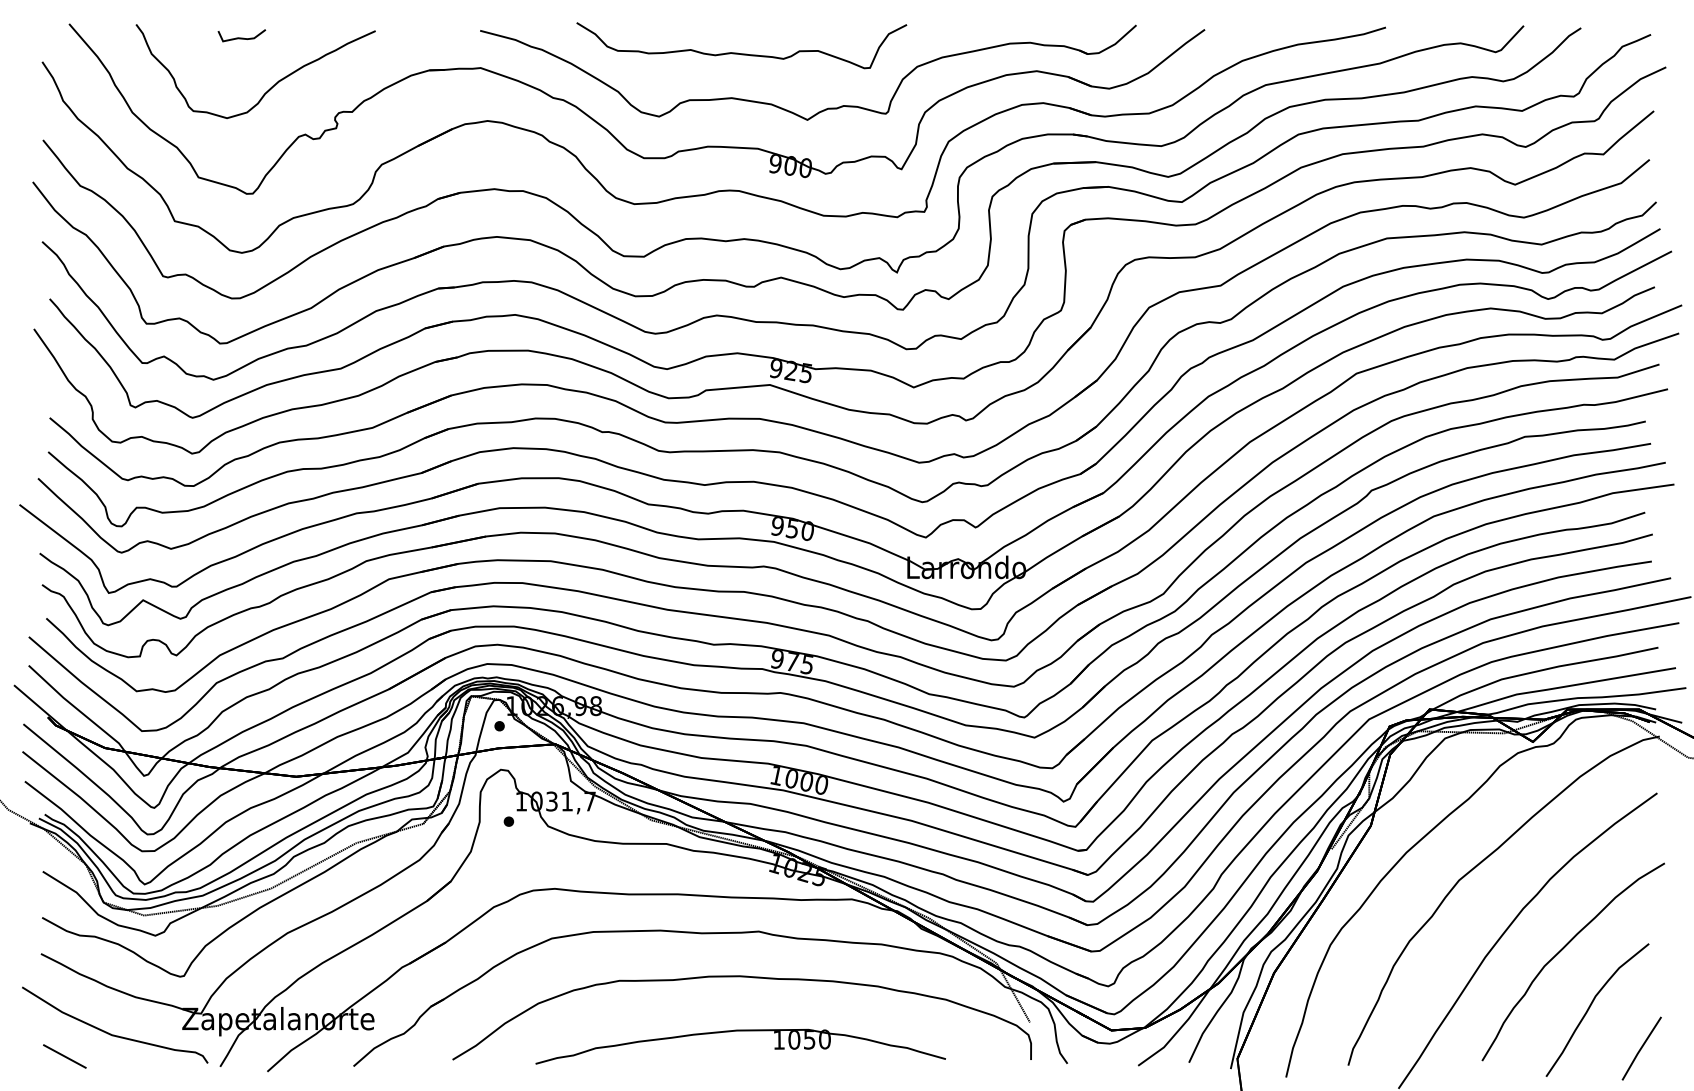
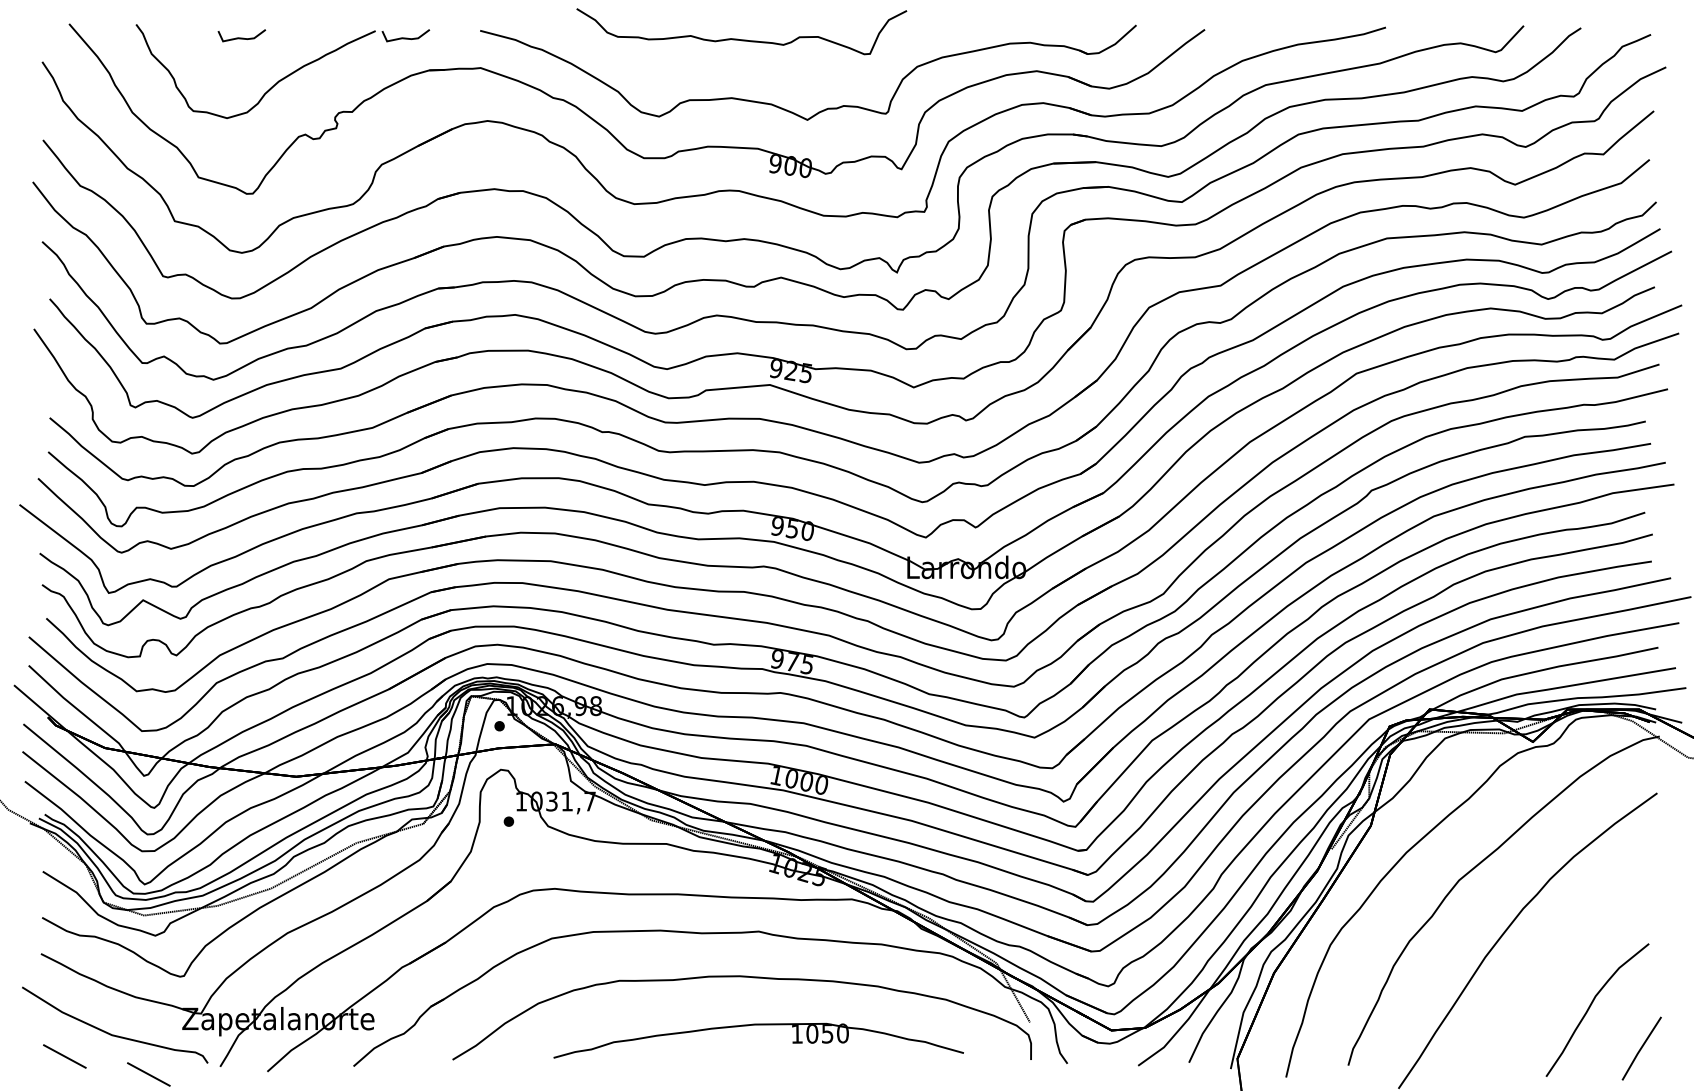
part: none -> present (405, 35)
part position: (741, 53) -> (741, 39) (741, 39)
part: present -> none (1562, 950)
part position: (740, 1031) -> (758, 1025) (758, 1025)
line: none -> present (148, 1074)
